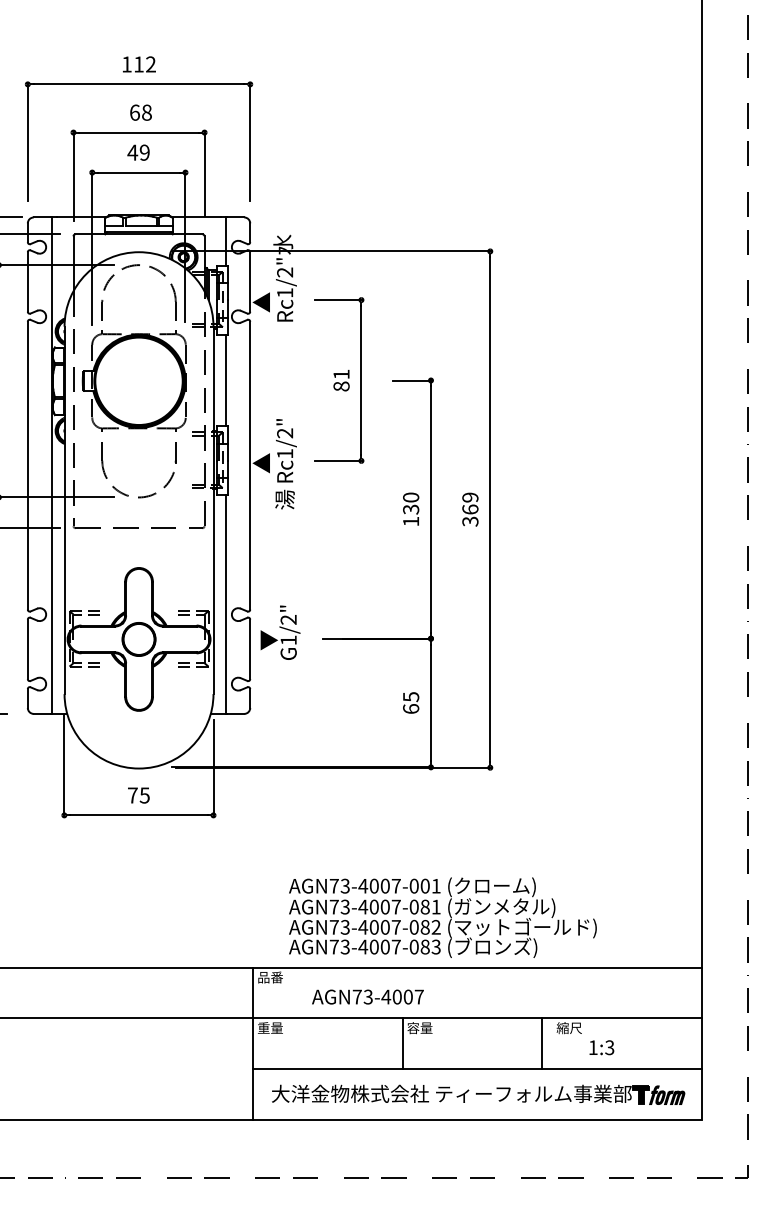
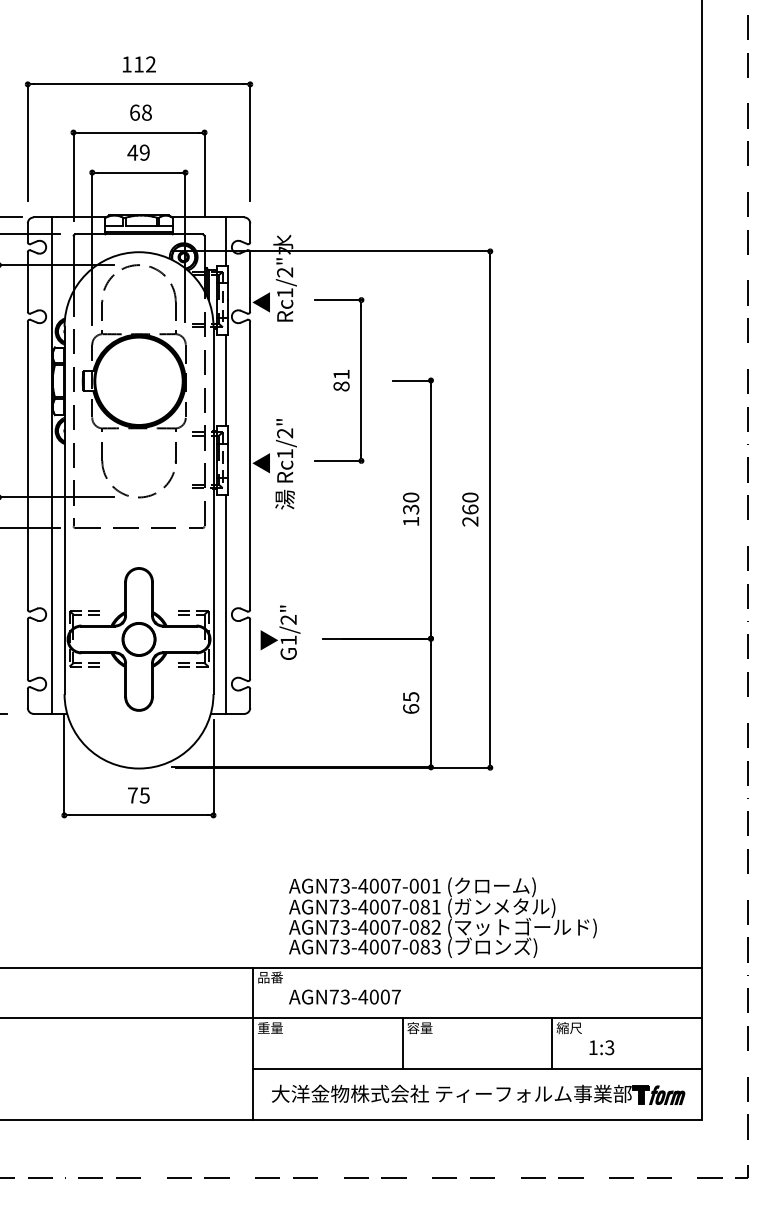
text: 369 -> 260 (470, 509)
text position: (367, 996) -> (344, 996) (344, 996)
line position: (542, 1043) -> (552, 1043) (552, 1043)
